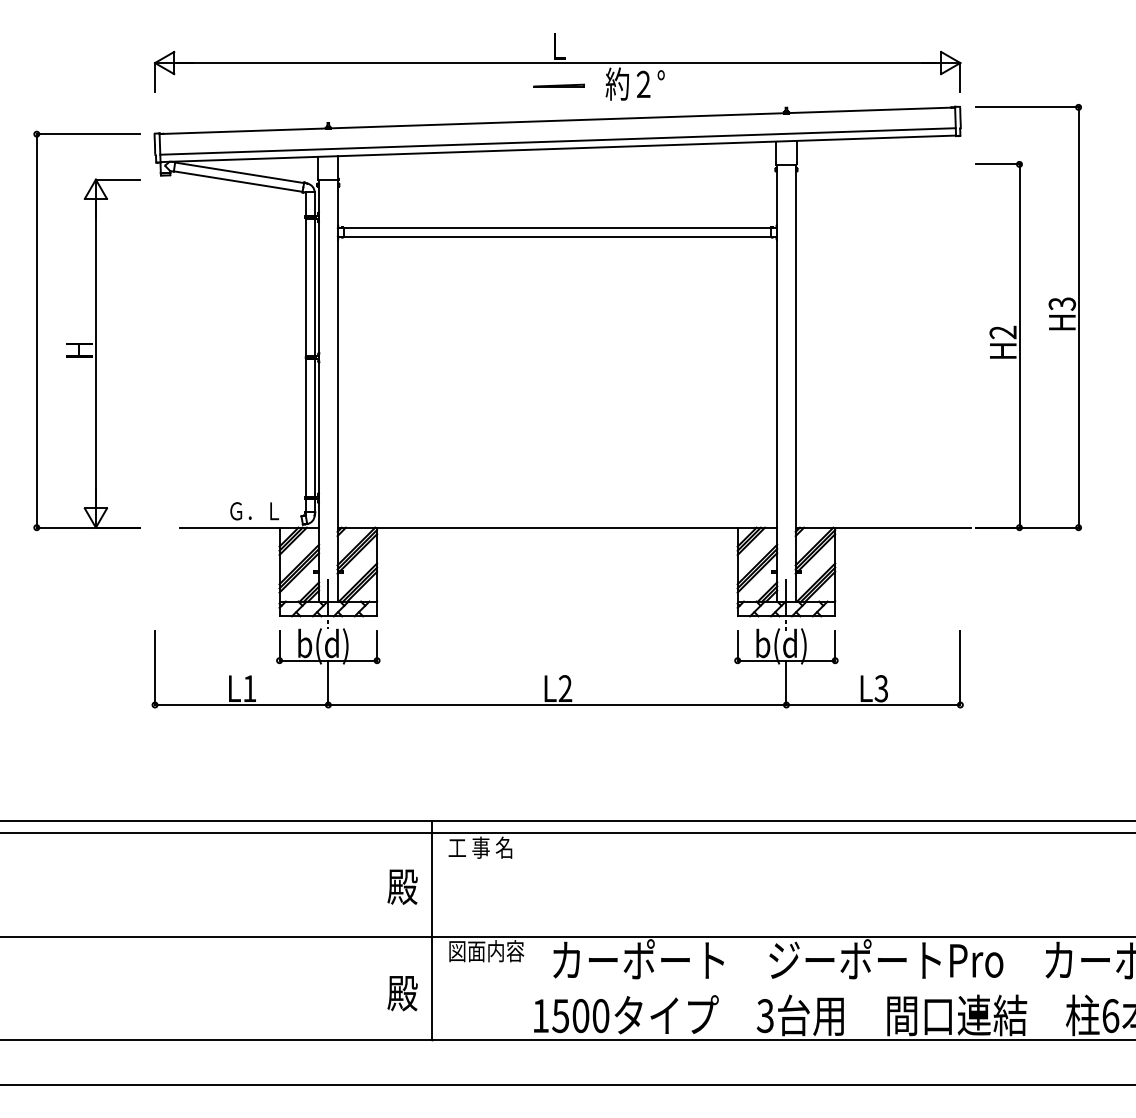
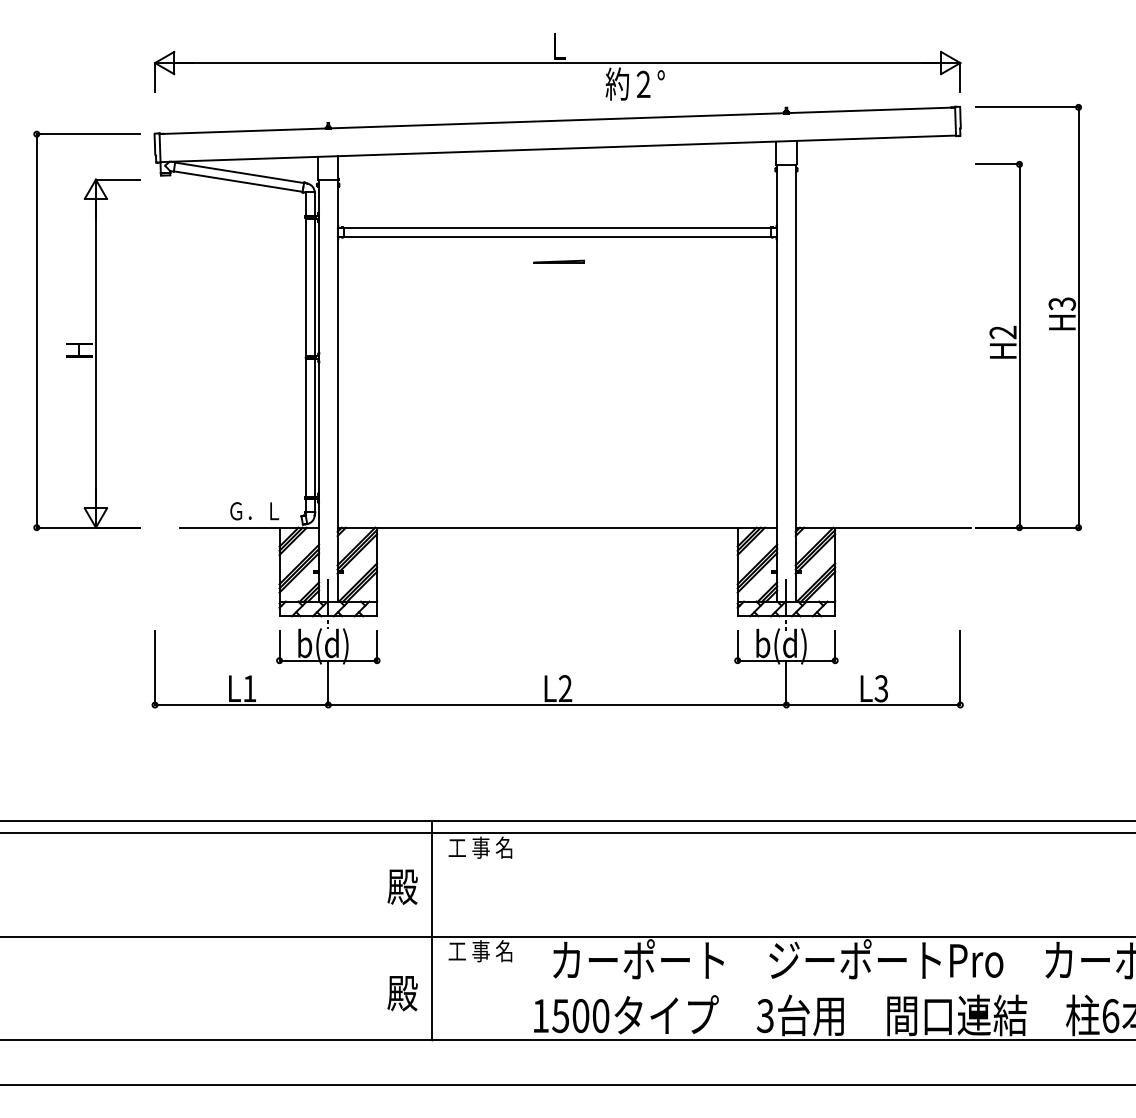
line position: (558, 85) -> (558, 261) (558, 261)
line: present -> none (557, 141)
text: 図面内容 -> 工 事 名 (486, 951)
